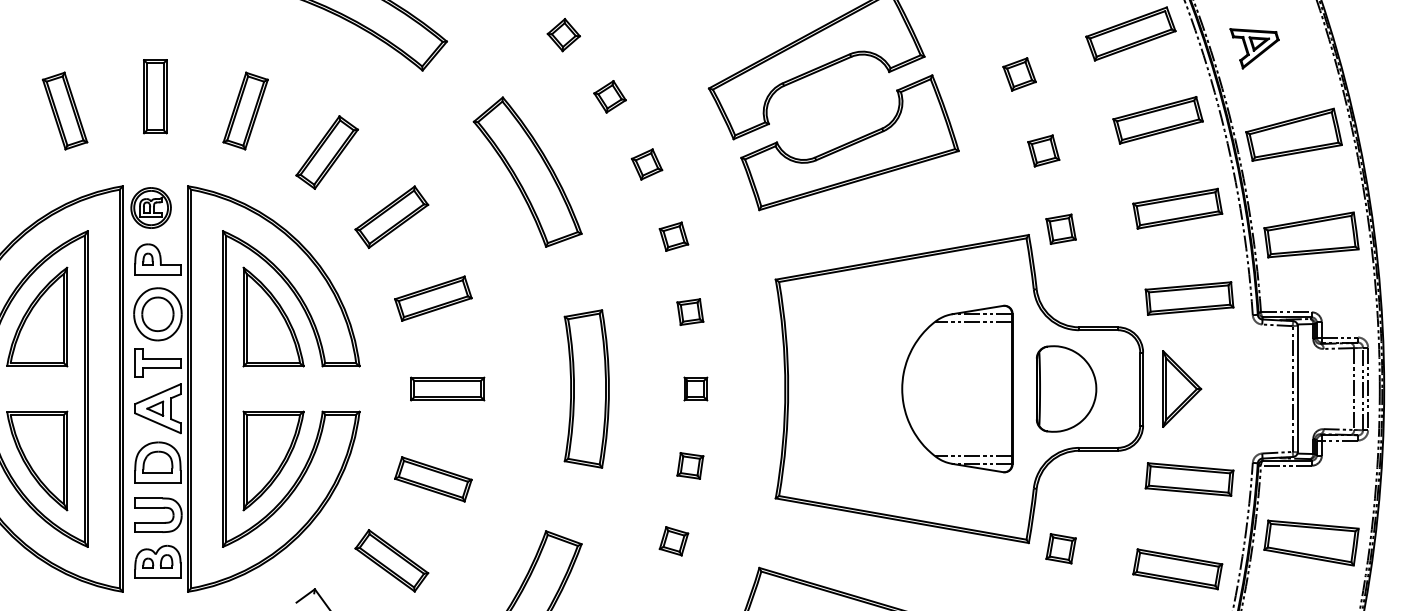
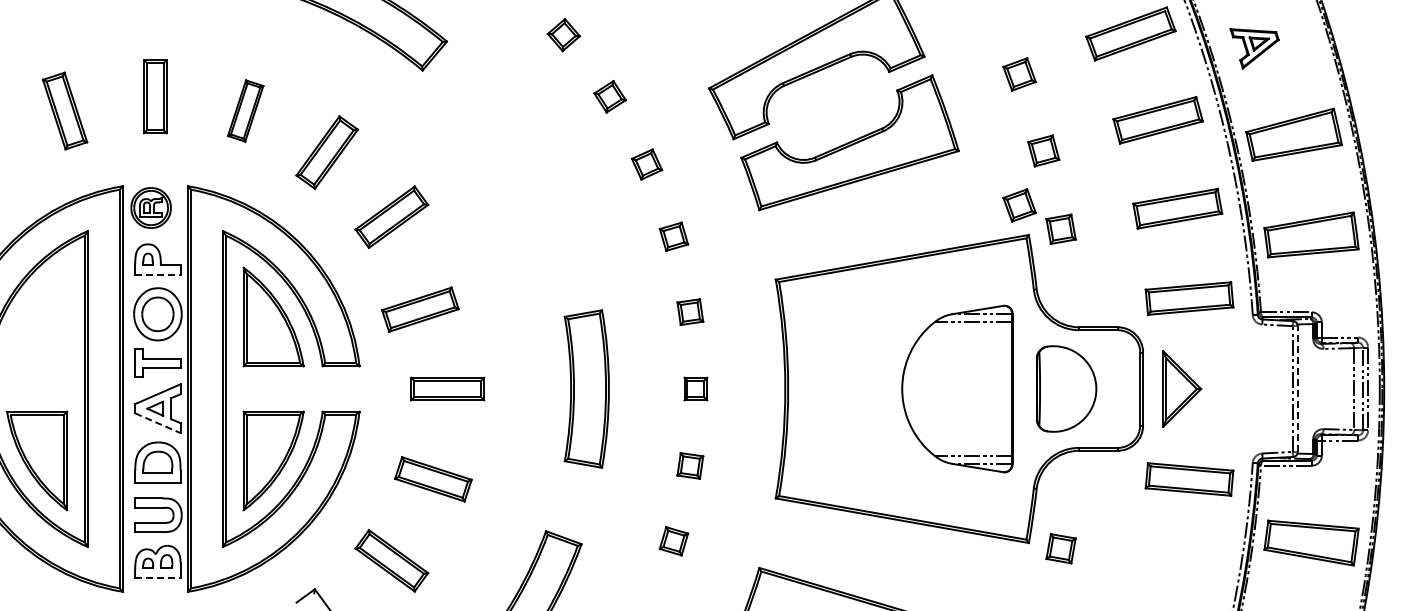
part size: 47x80 px -> 39x64 px (245, 110)
part: present -> none (527, 171)
part: none -> present (1019, 205)
line: solid -> dashed (157, 274)
part position: (433, 298) -> (420, 309) (420, 309)
part: present -> none (37, 316)
line: solid -> dashed (1297, 388)
line: solid -> dashed (157, 423)
part: present -> none (1177, 569)
line: solid -> dashed (157, 577)
